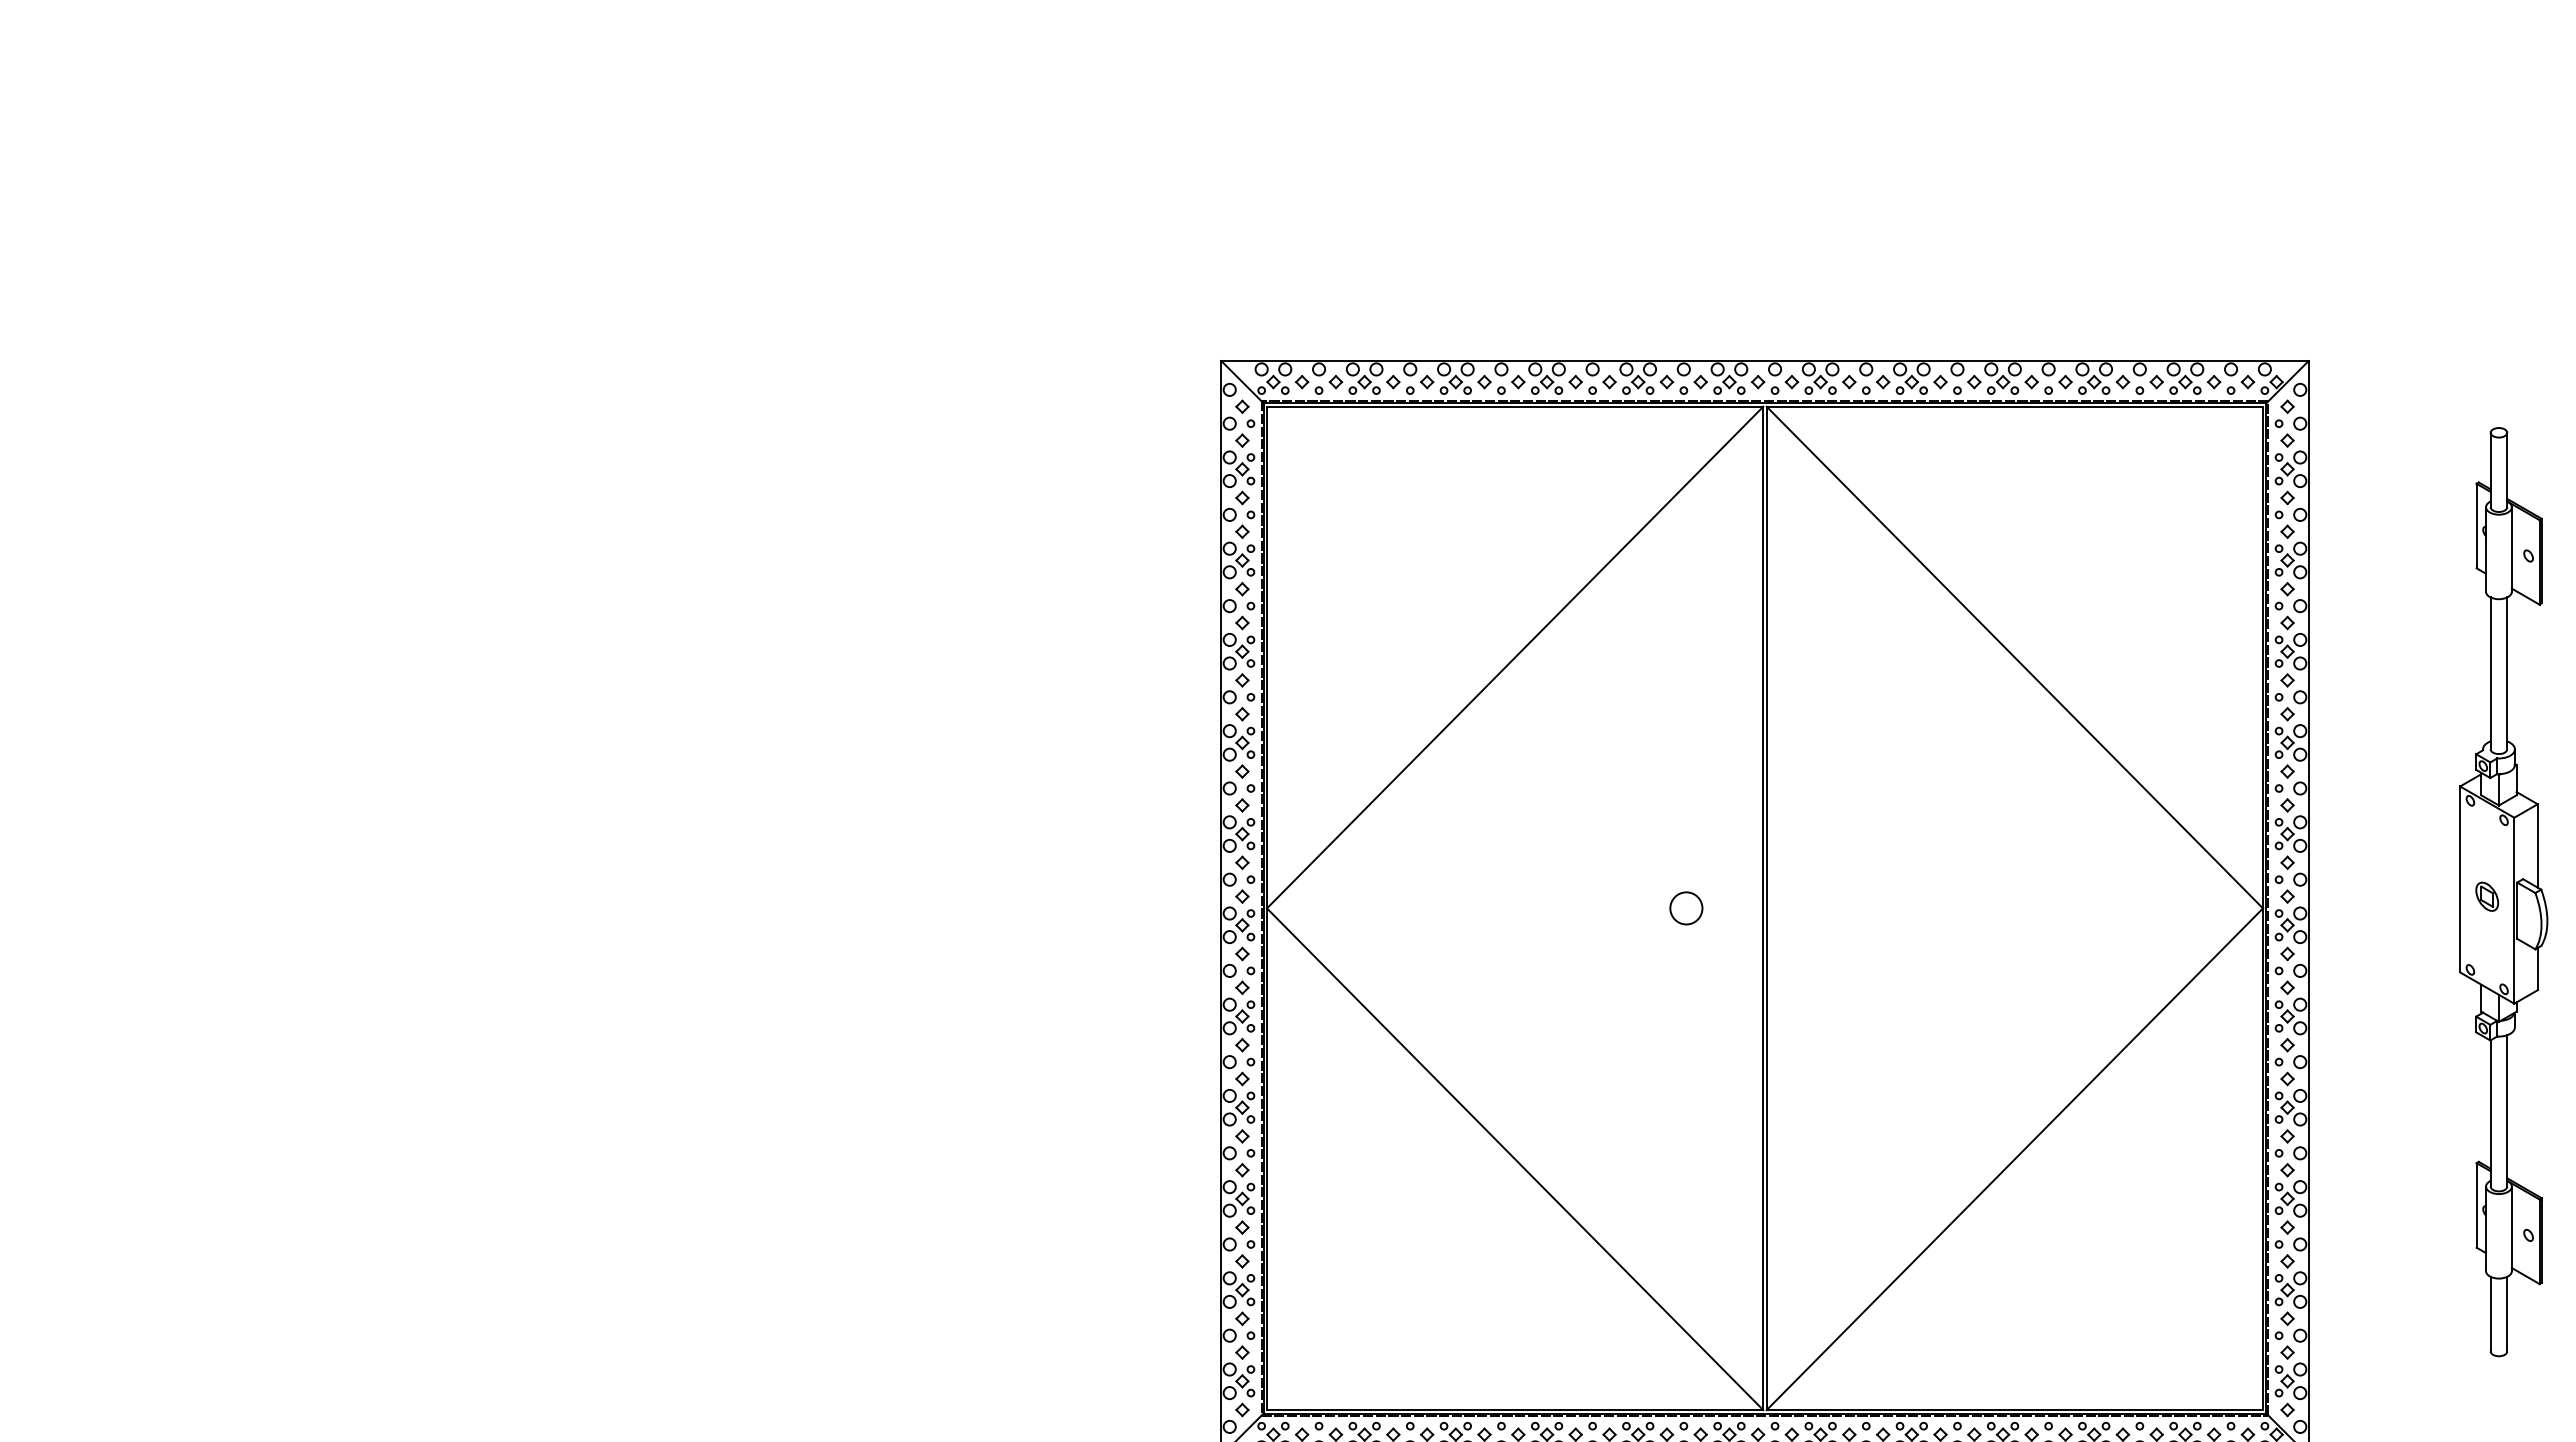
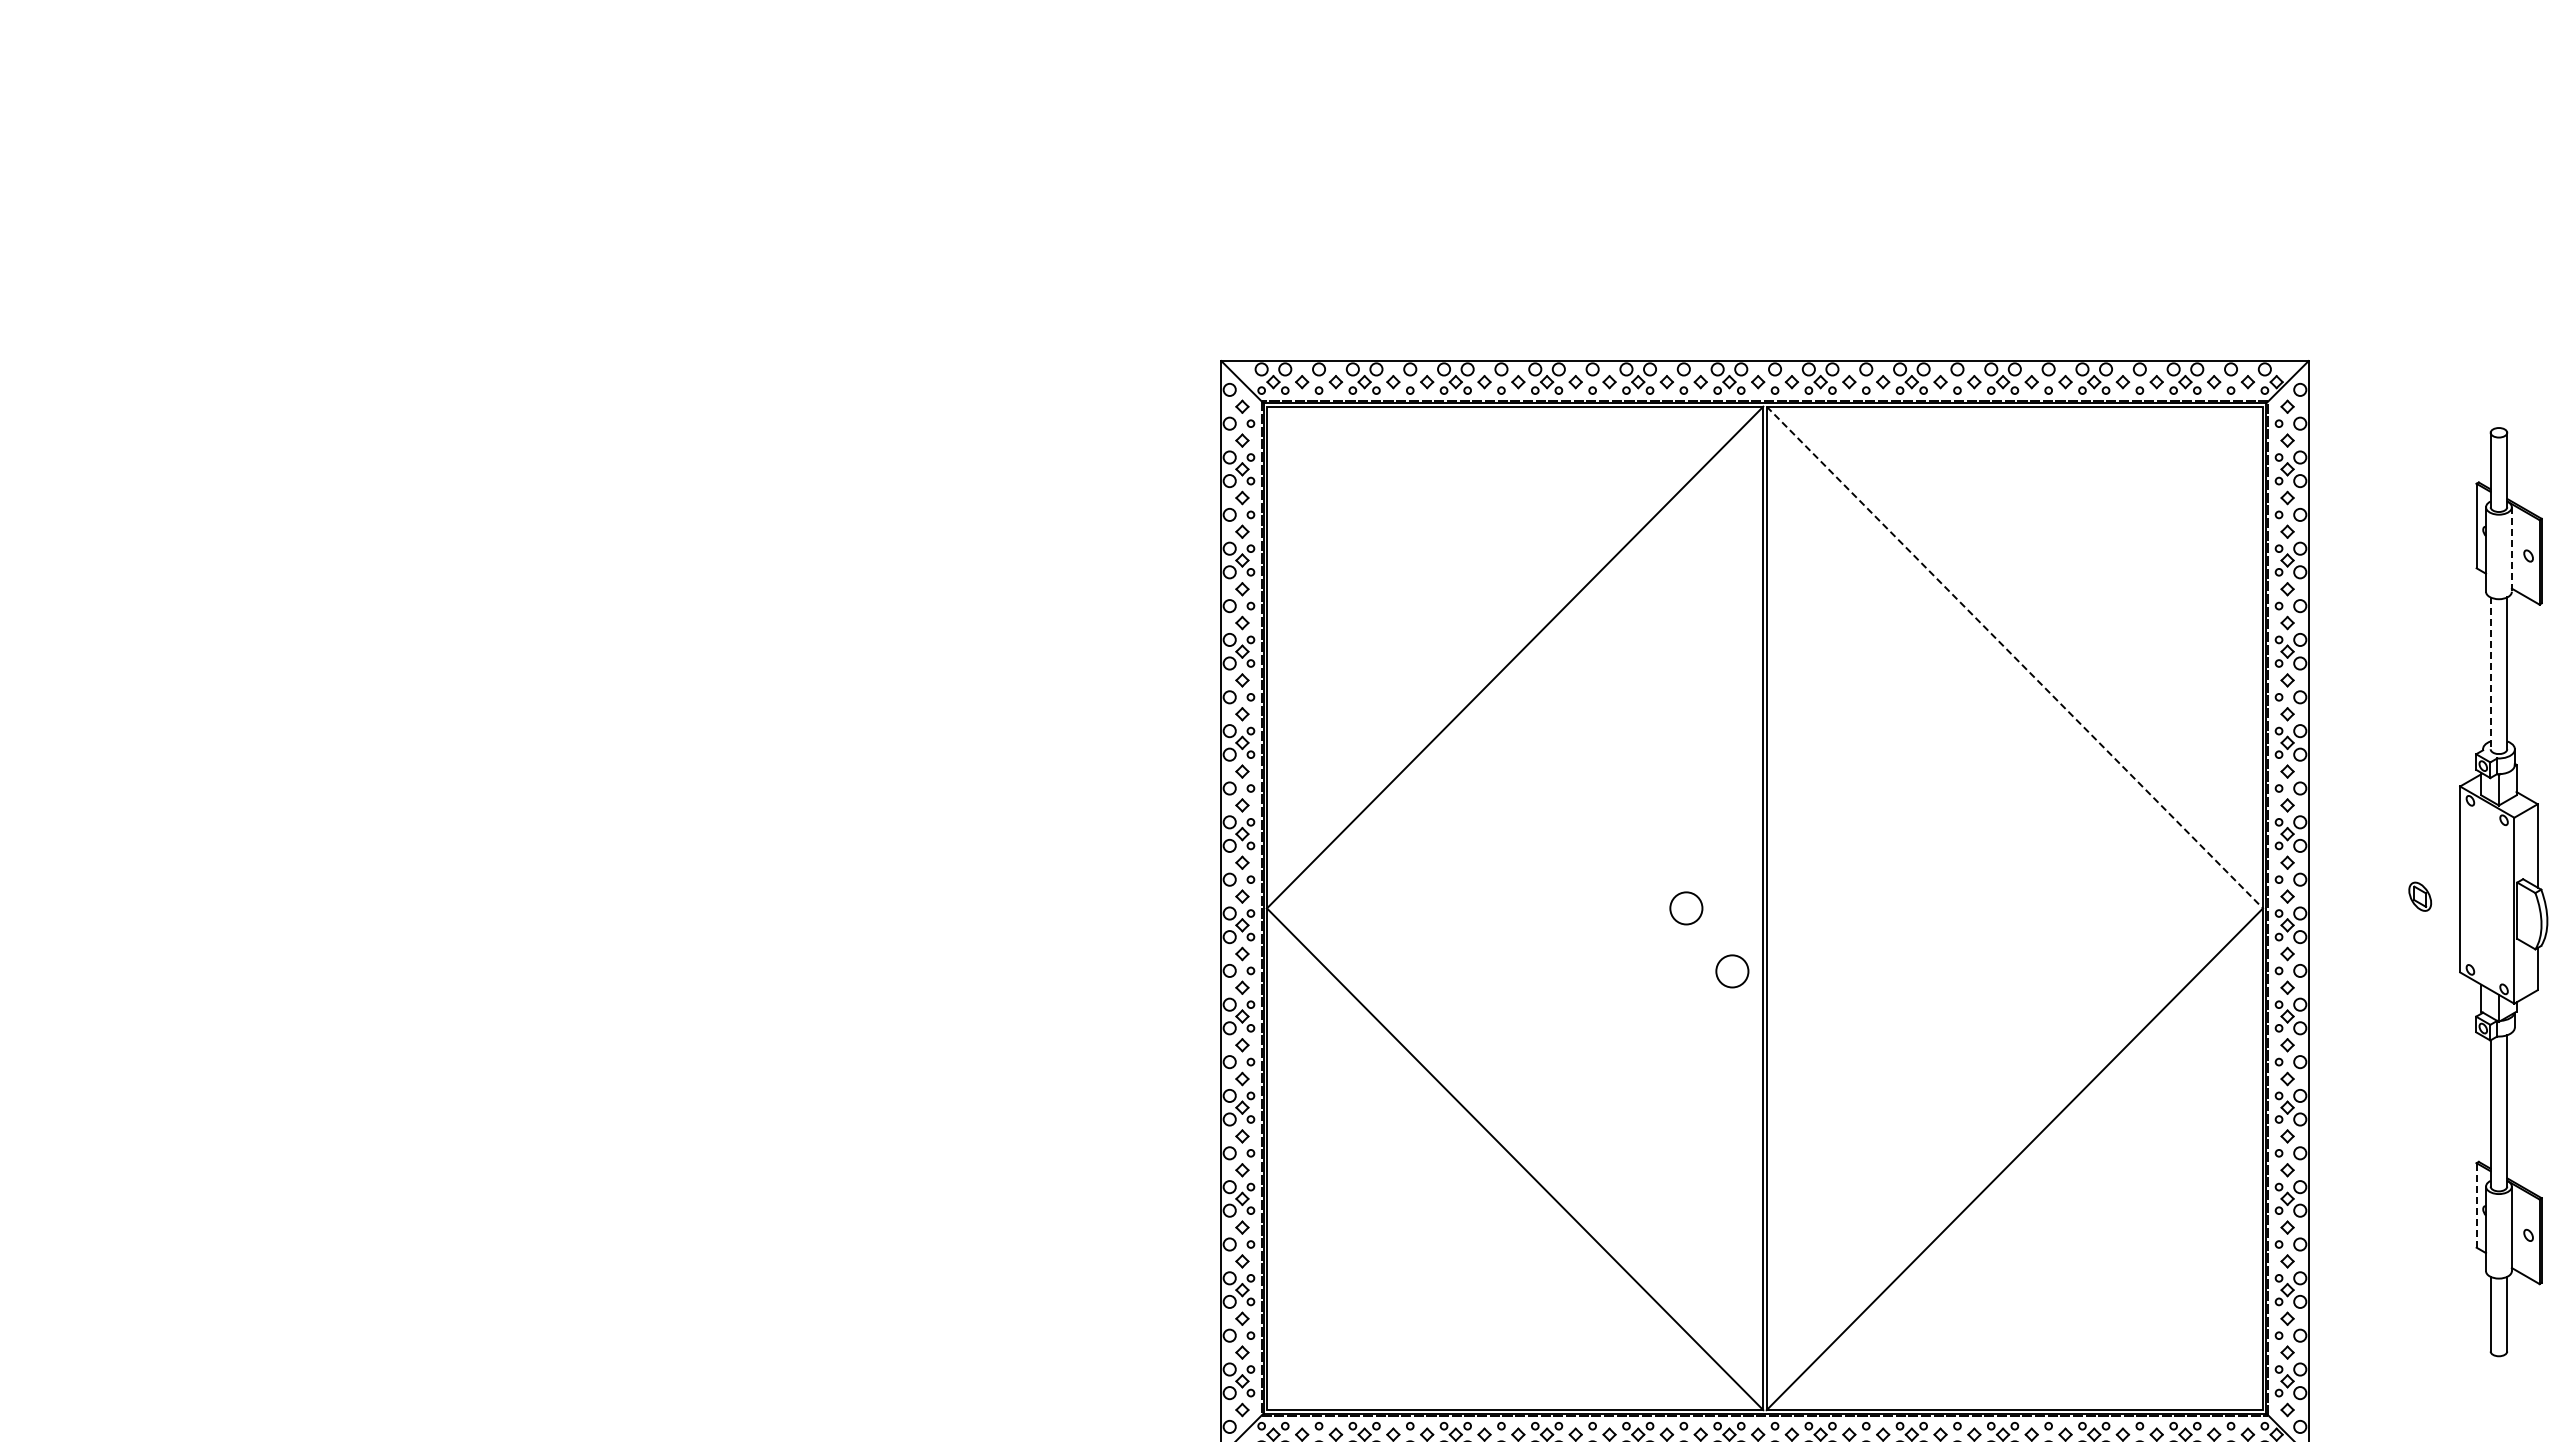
line: solid -> dashed (2511, 550)
line: solid -> dashed (2014, 657)
line: solid -> dashed (2490, 673)
part position: (2487, 896) -> (2420, 896) (2420, 896)
circle: none -> present (1732, 971)
line: solid -> dashed (2476, 1204)
